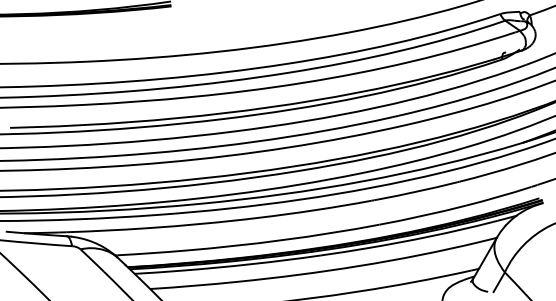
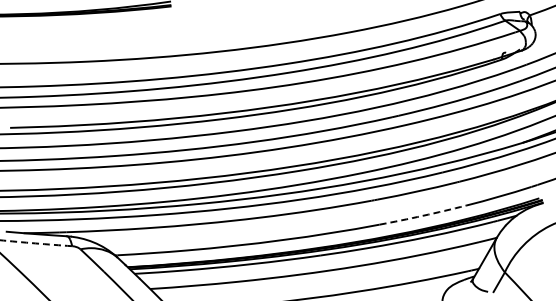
arc: solid -> dashed (423, 215)
arc: solid -> dashed (35, 243)
